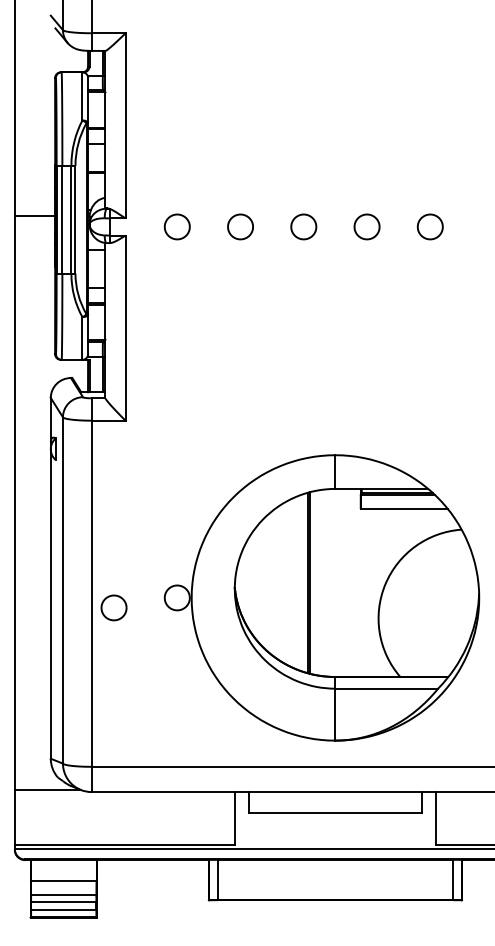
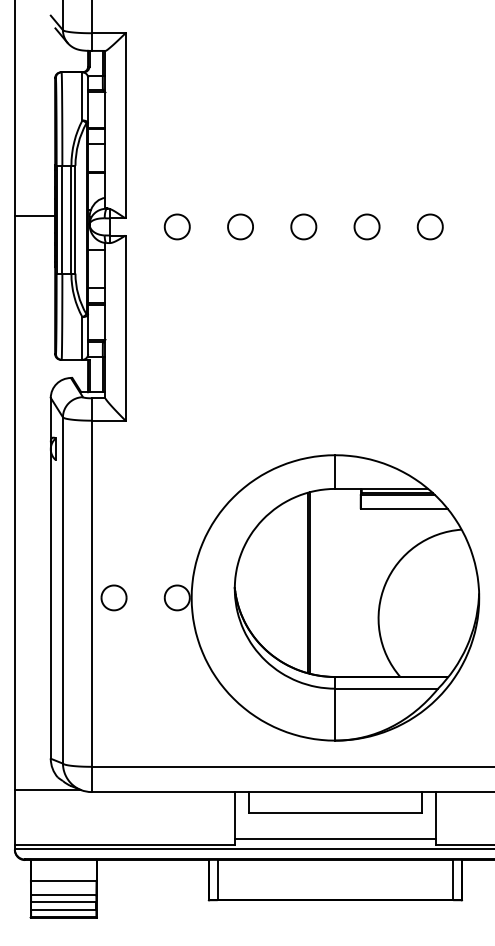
part position: (113, 607) -> (113, 597) (113, 597)
line: none -> present (335, 839)
